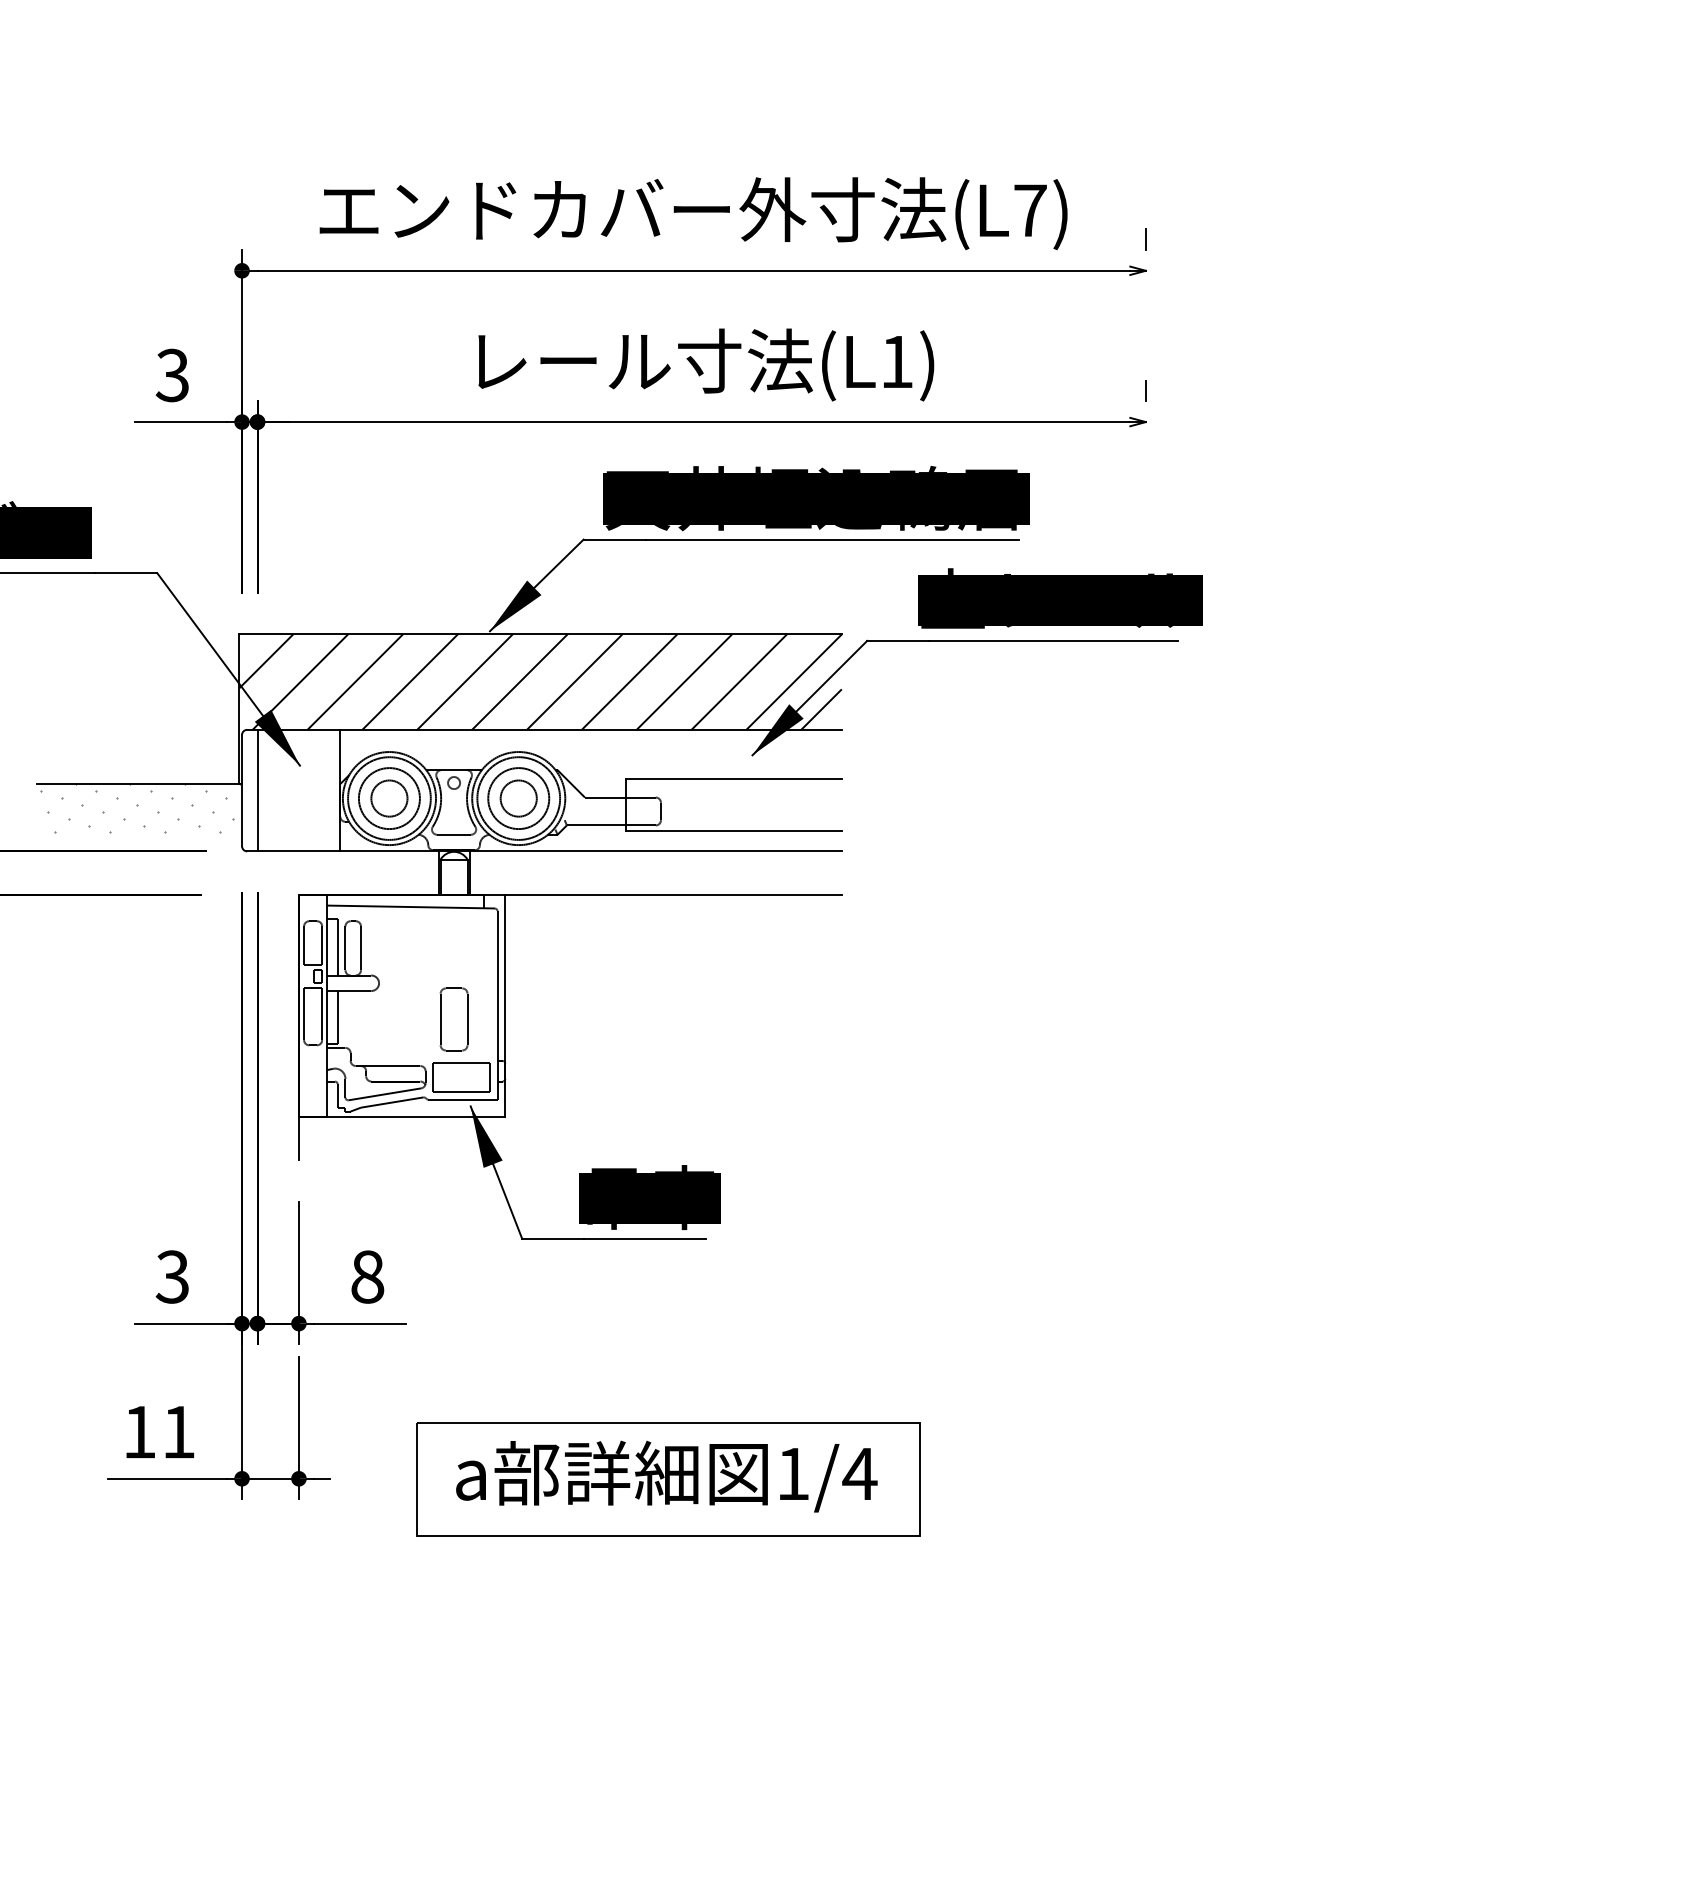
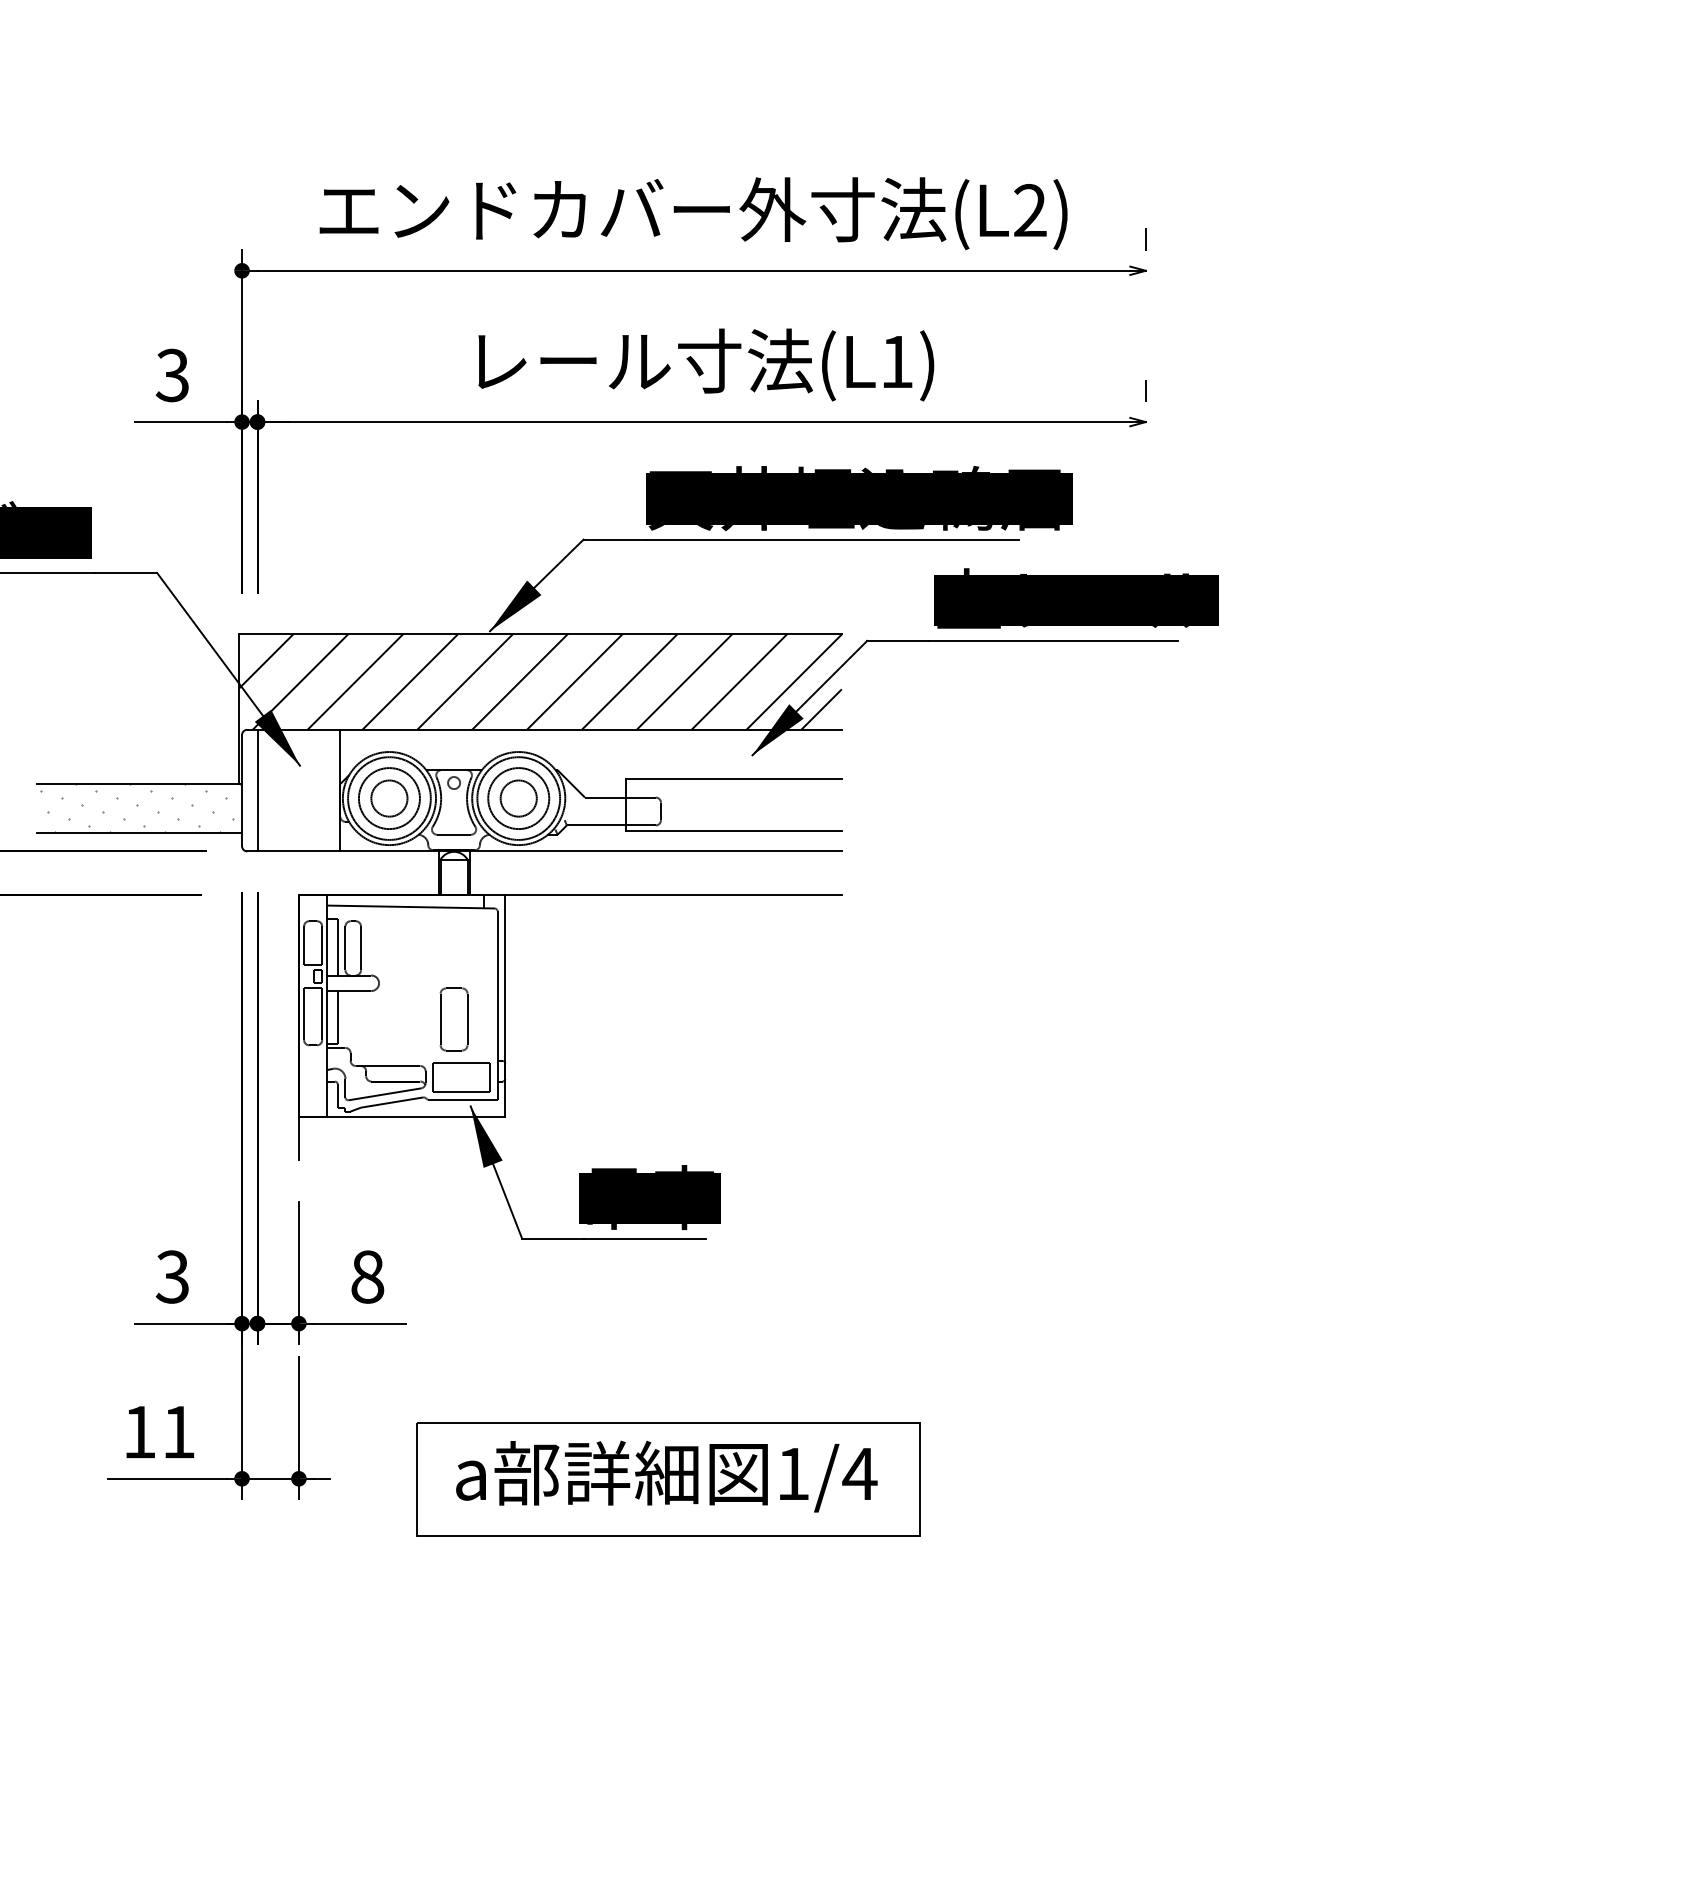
text: (L7) -> (L2) (1030, 210)
text position: (816, 498) -> (859, 498) (859, 498)
text position: (1060, 598) -> (1076, 598) (1076, 598)
line: none -> present (139, 833)
